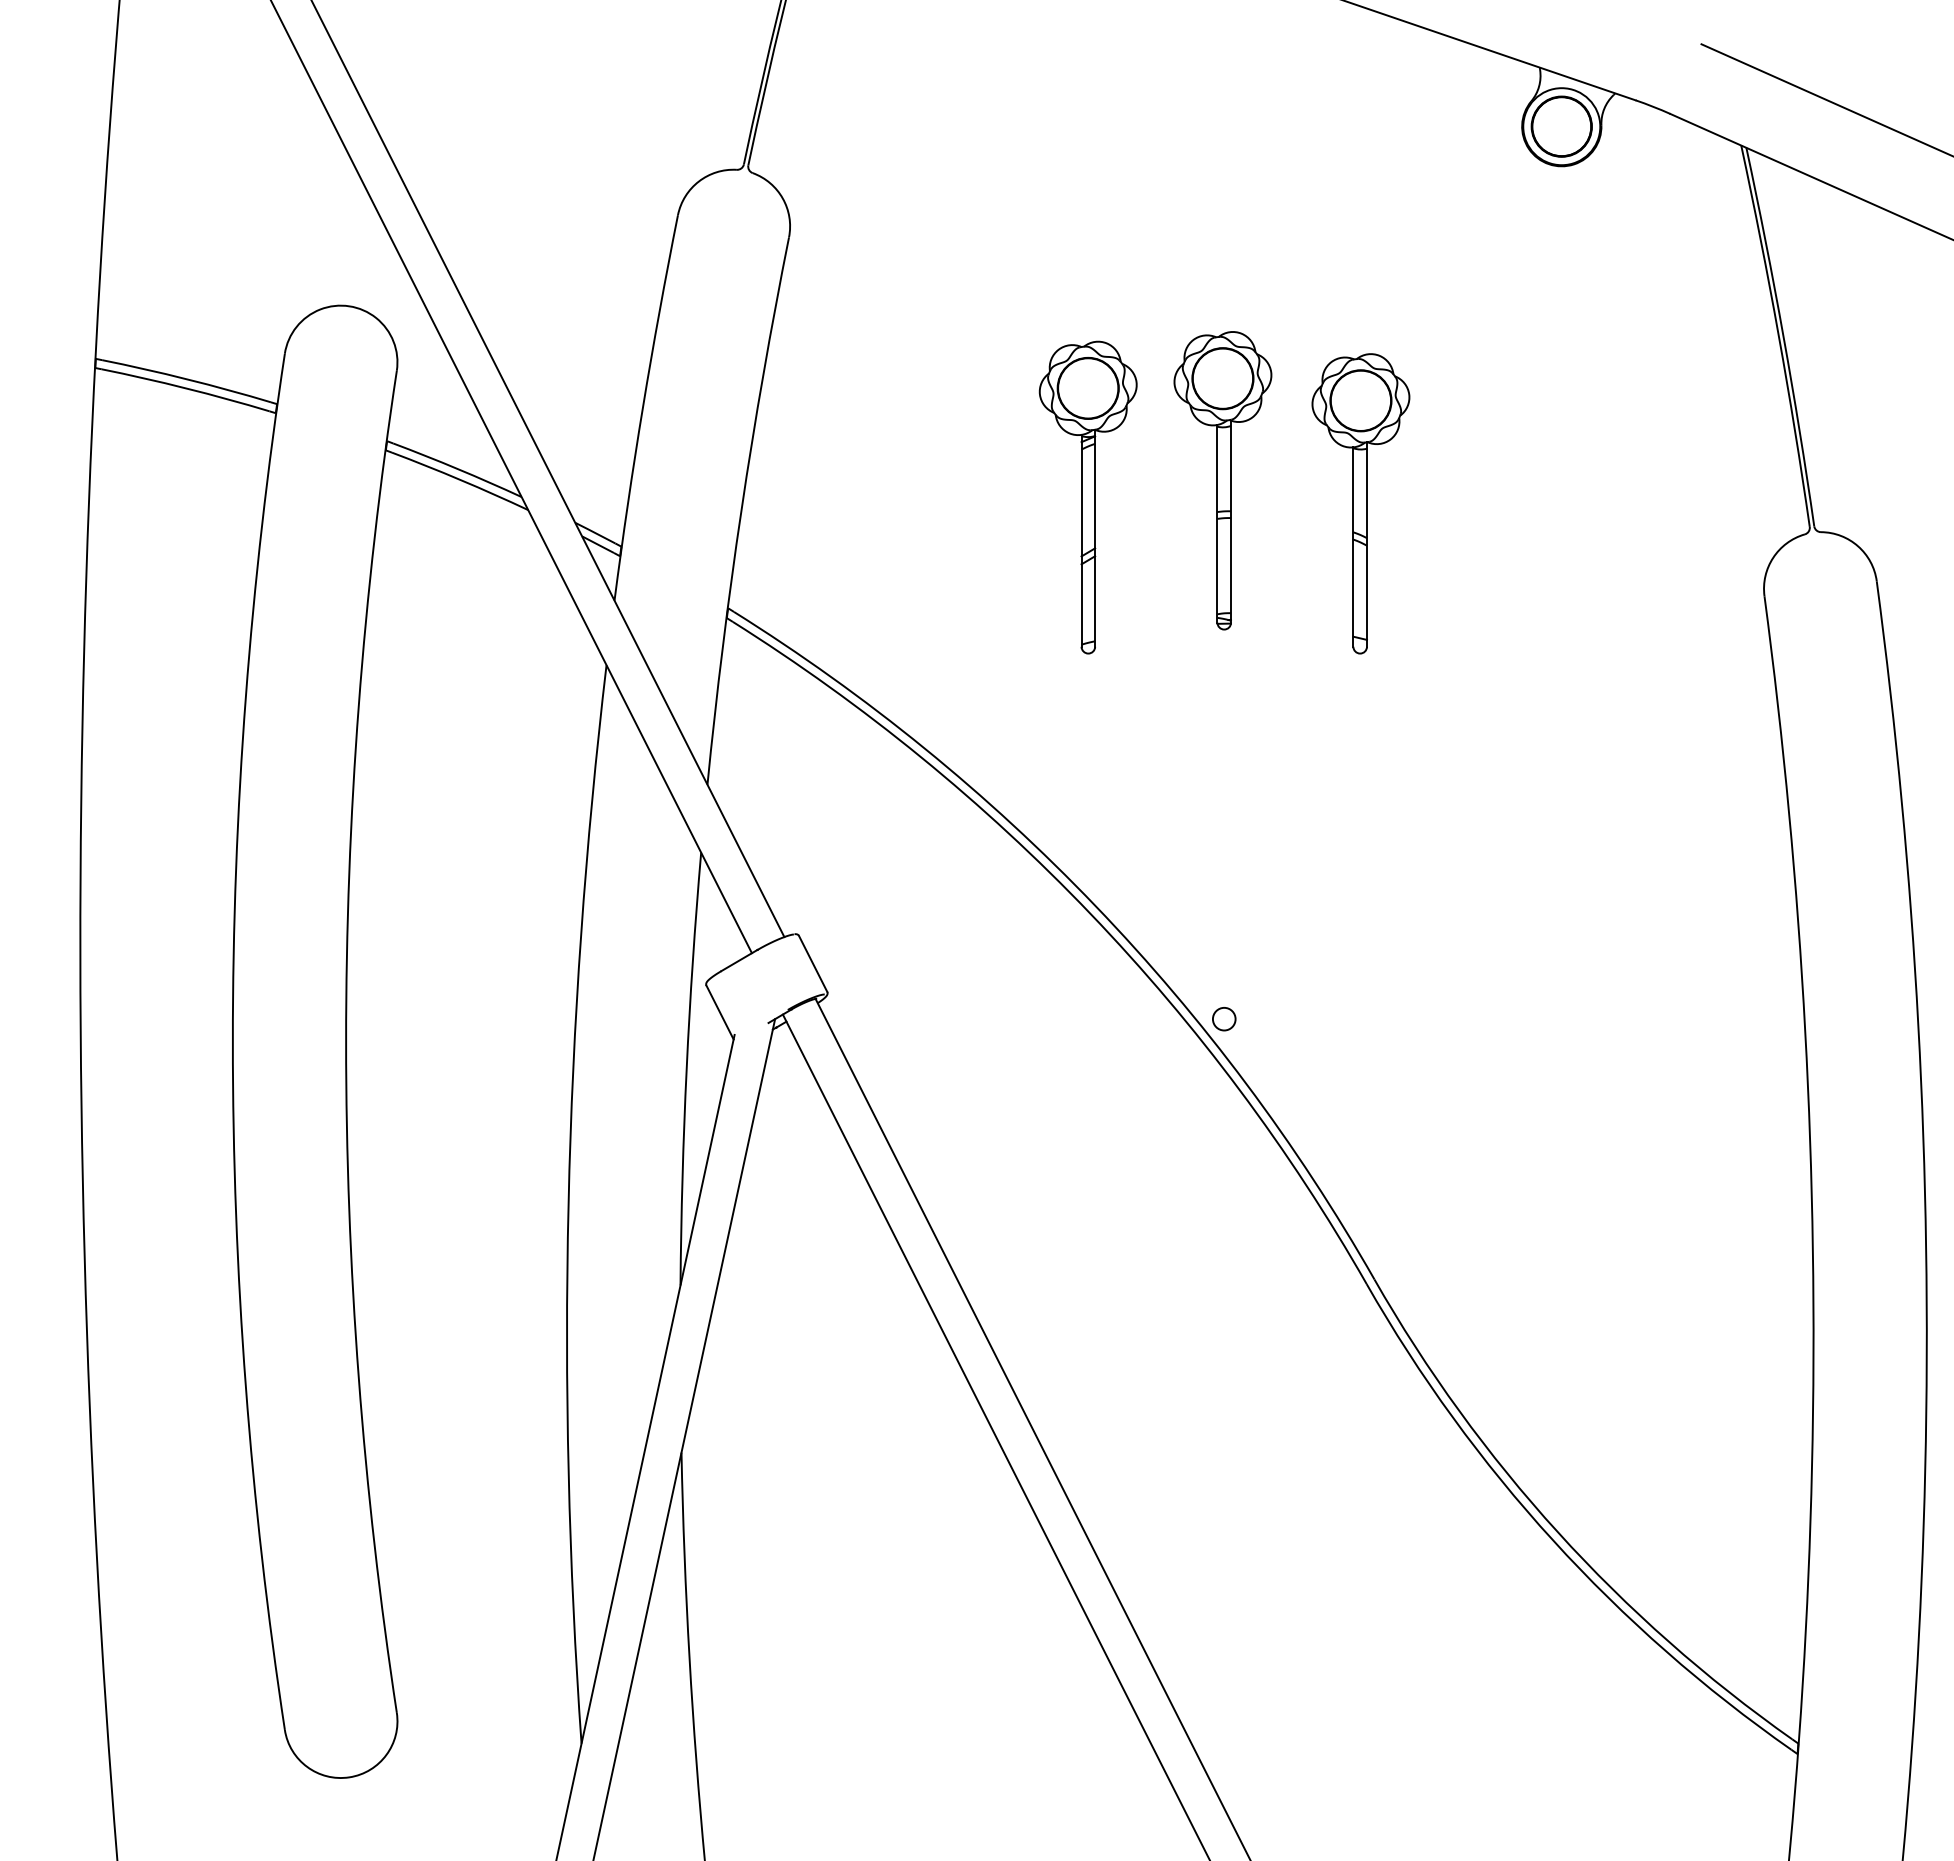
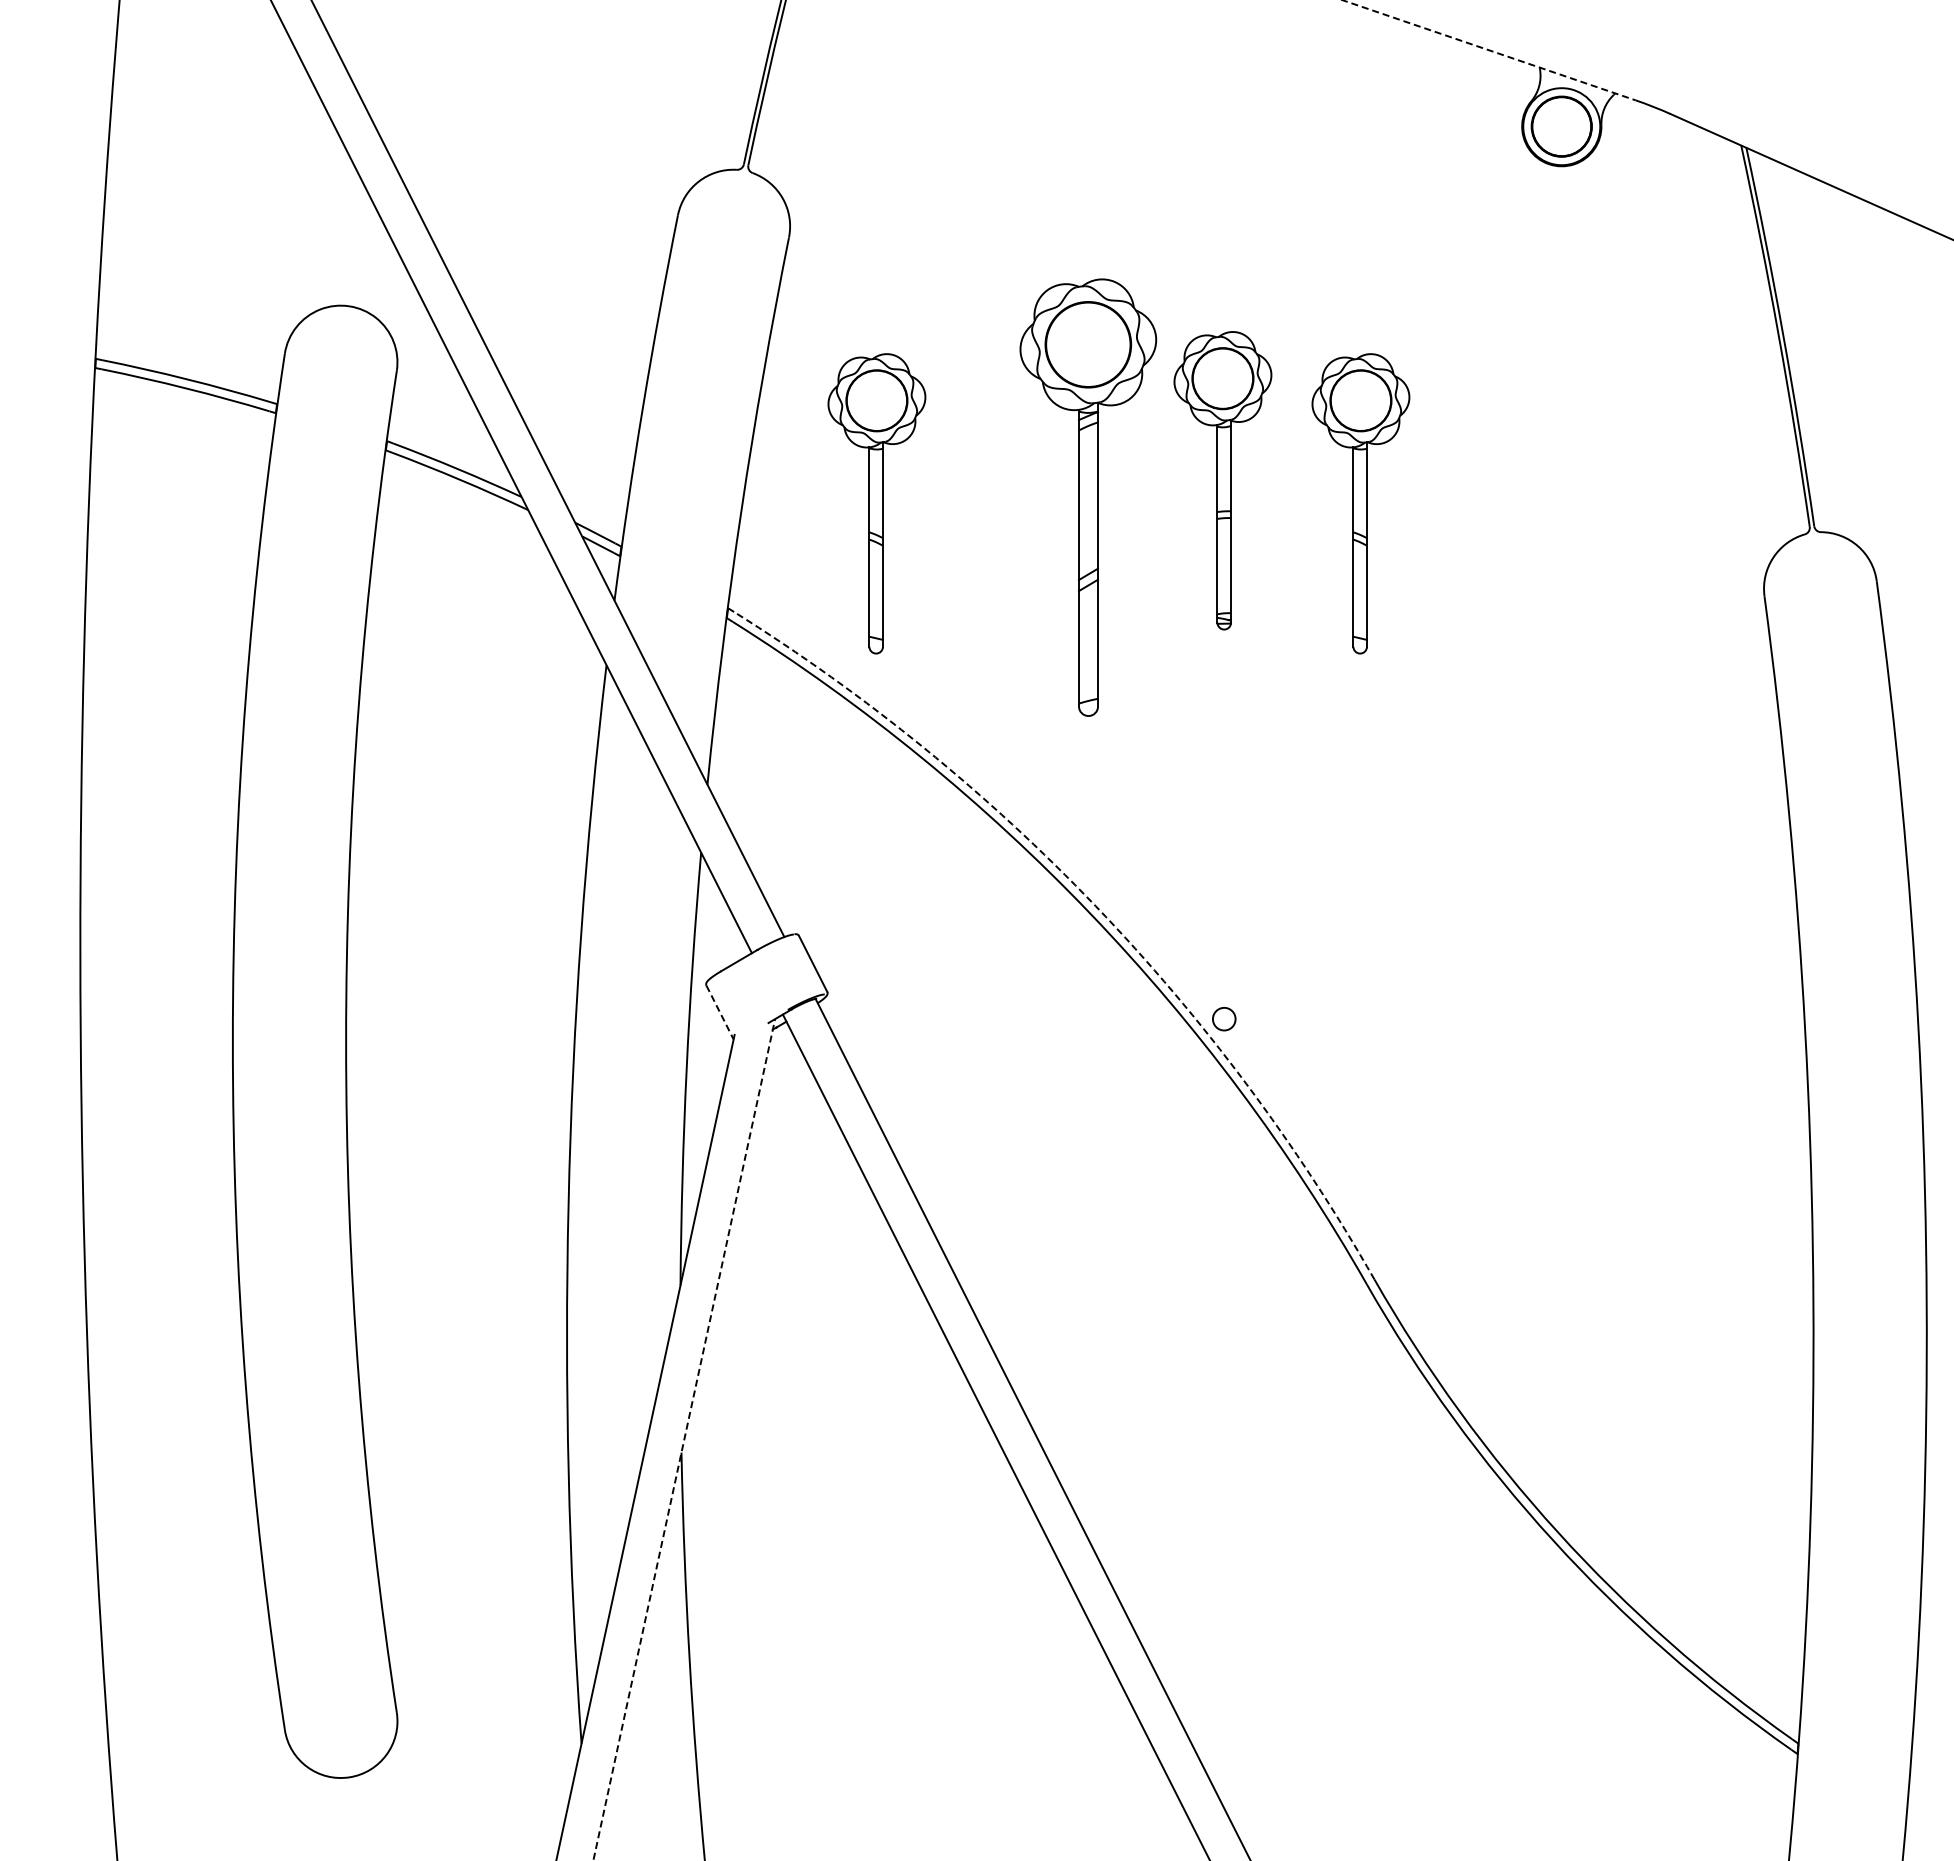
line: solid -> dashed (1489, 50)
line: present -> none (1825, 99)
part size: 100x315 px -> 139x439 px (1088, 497)
part: none -> present (876, 503)
arc: solid -> dashed (1095, 906)
line: solid -> dashed (720, 1012)
line: solid -> dashed (684, 1439)
